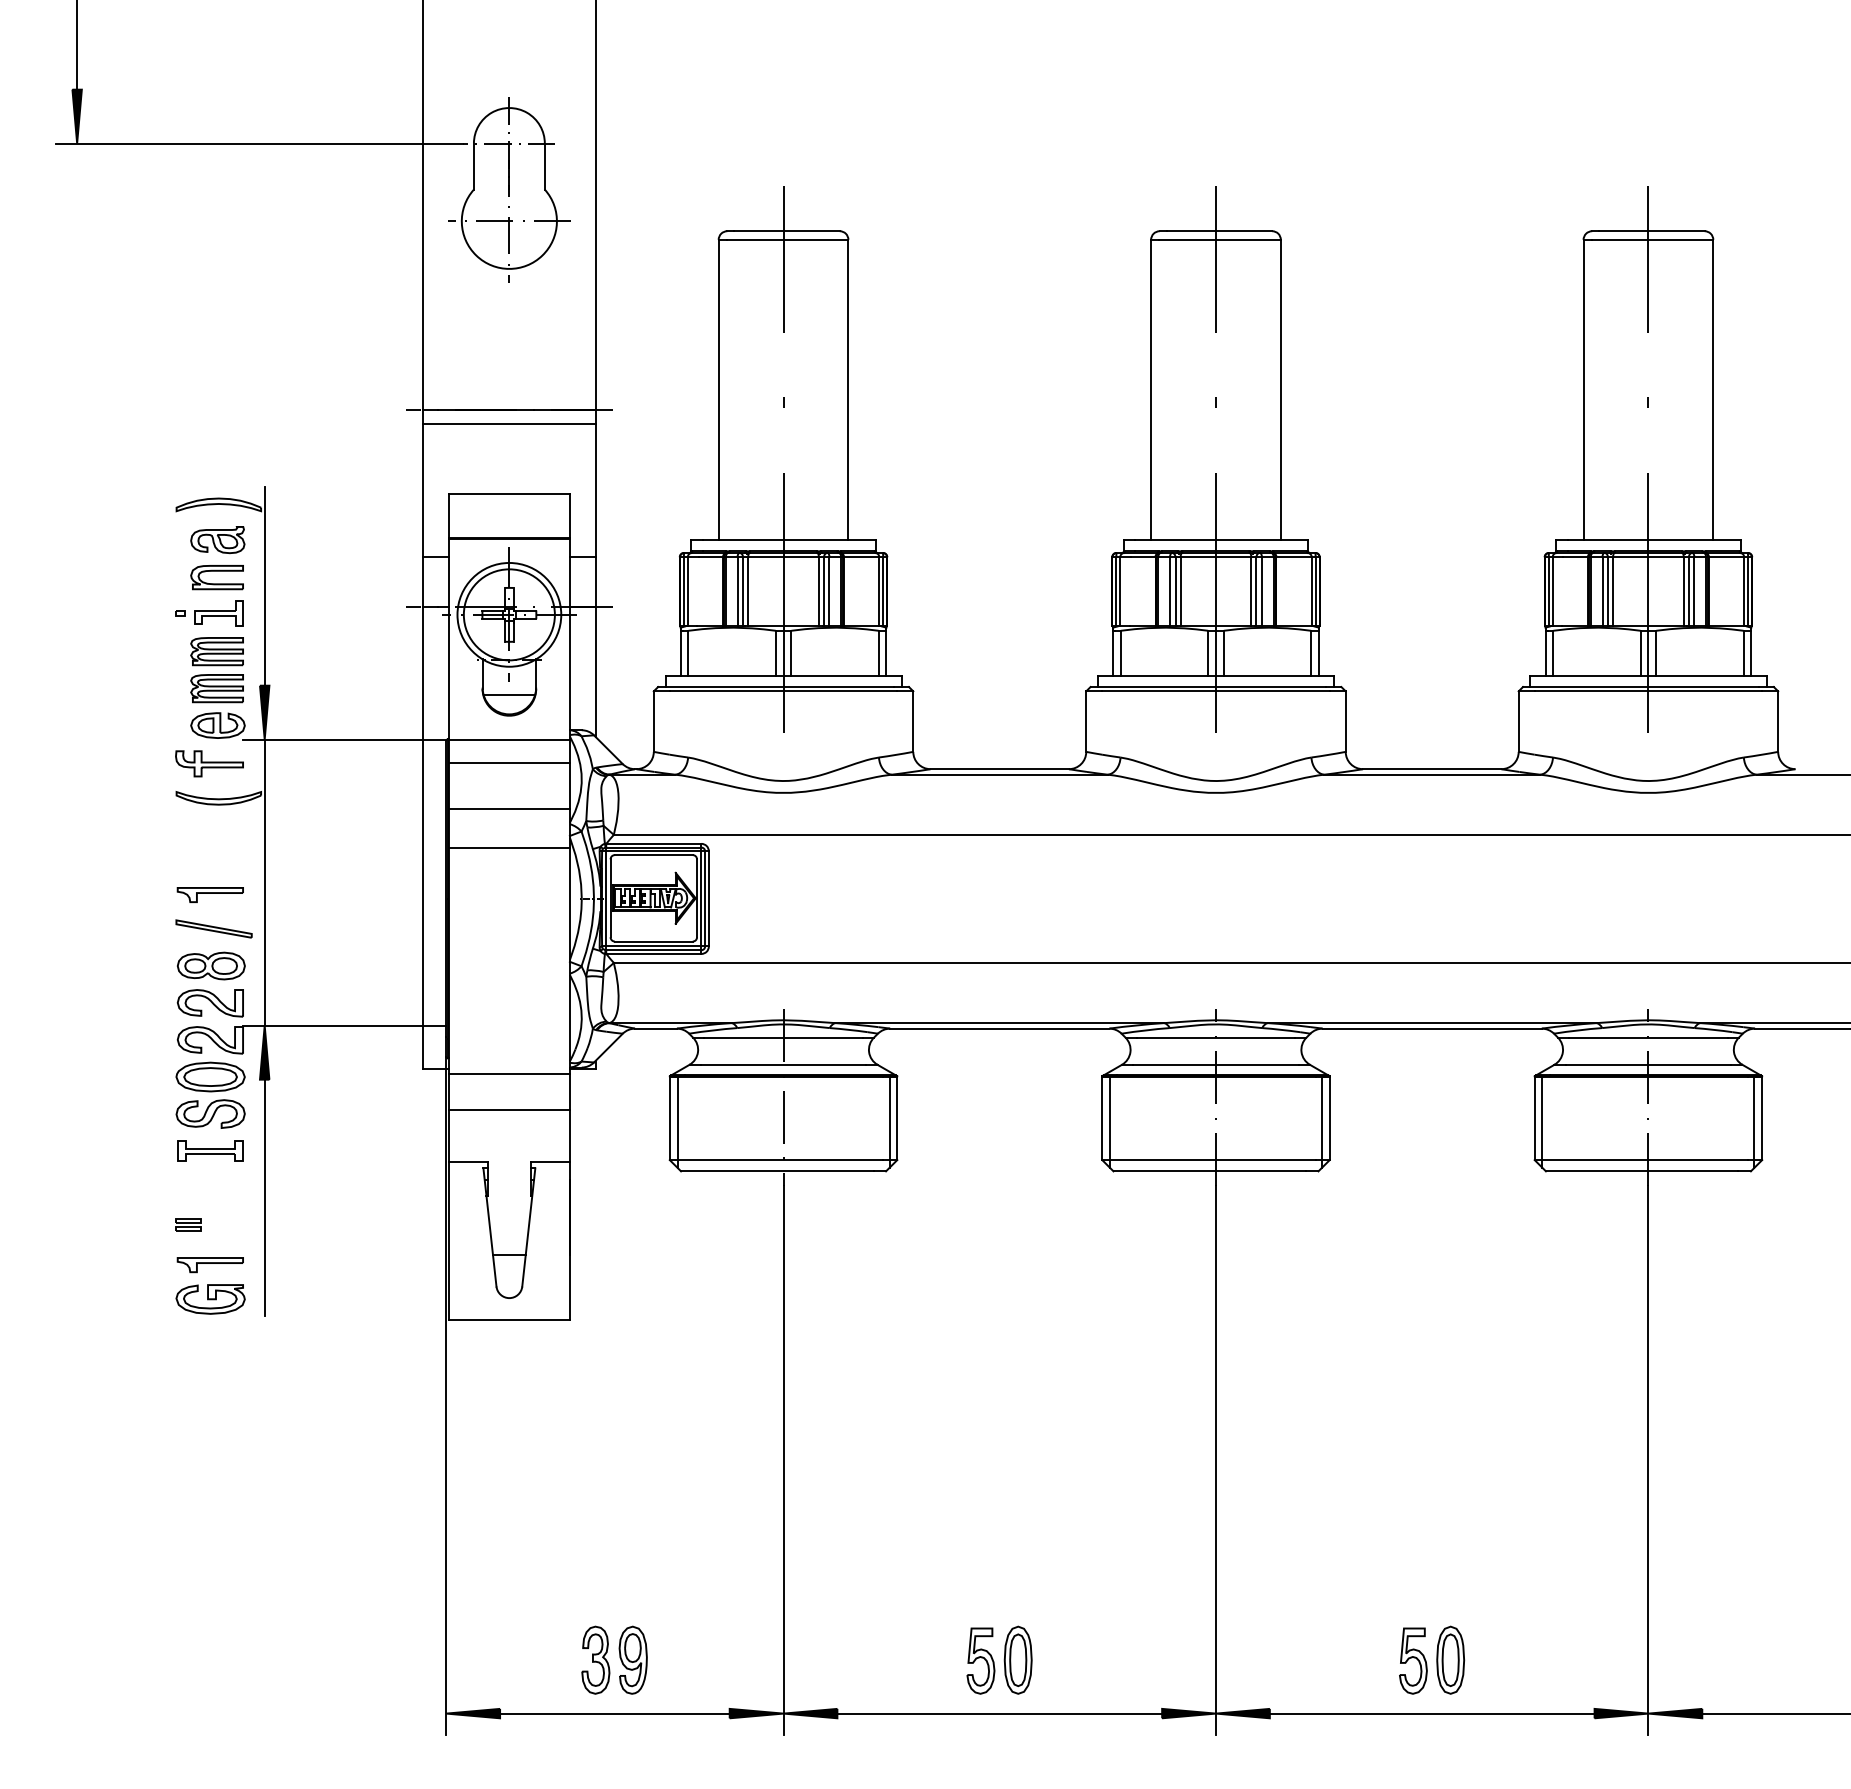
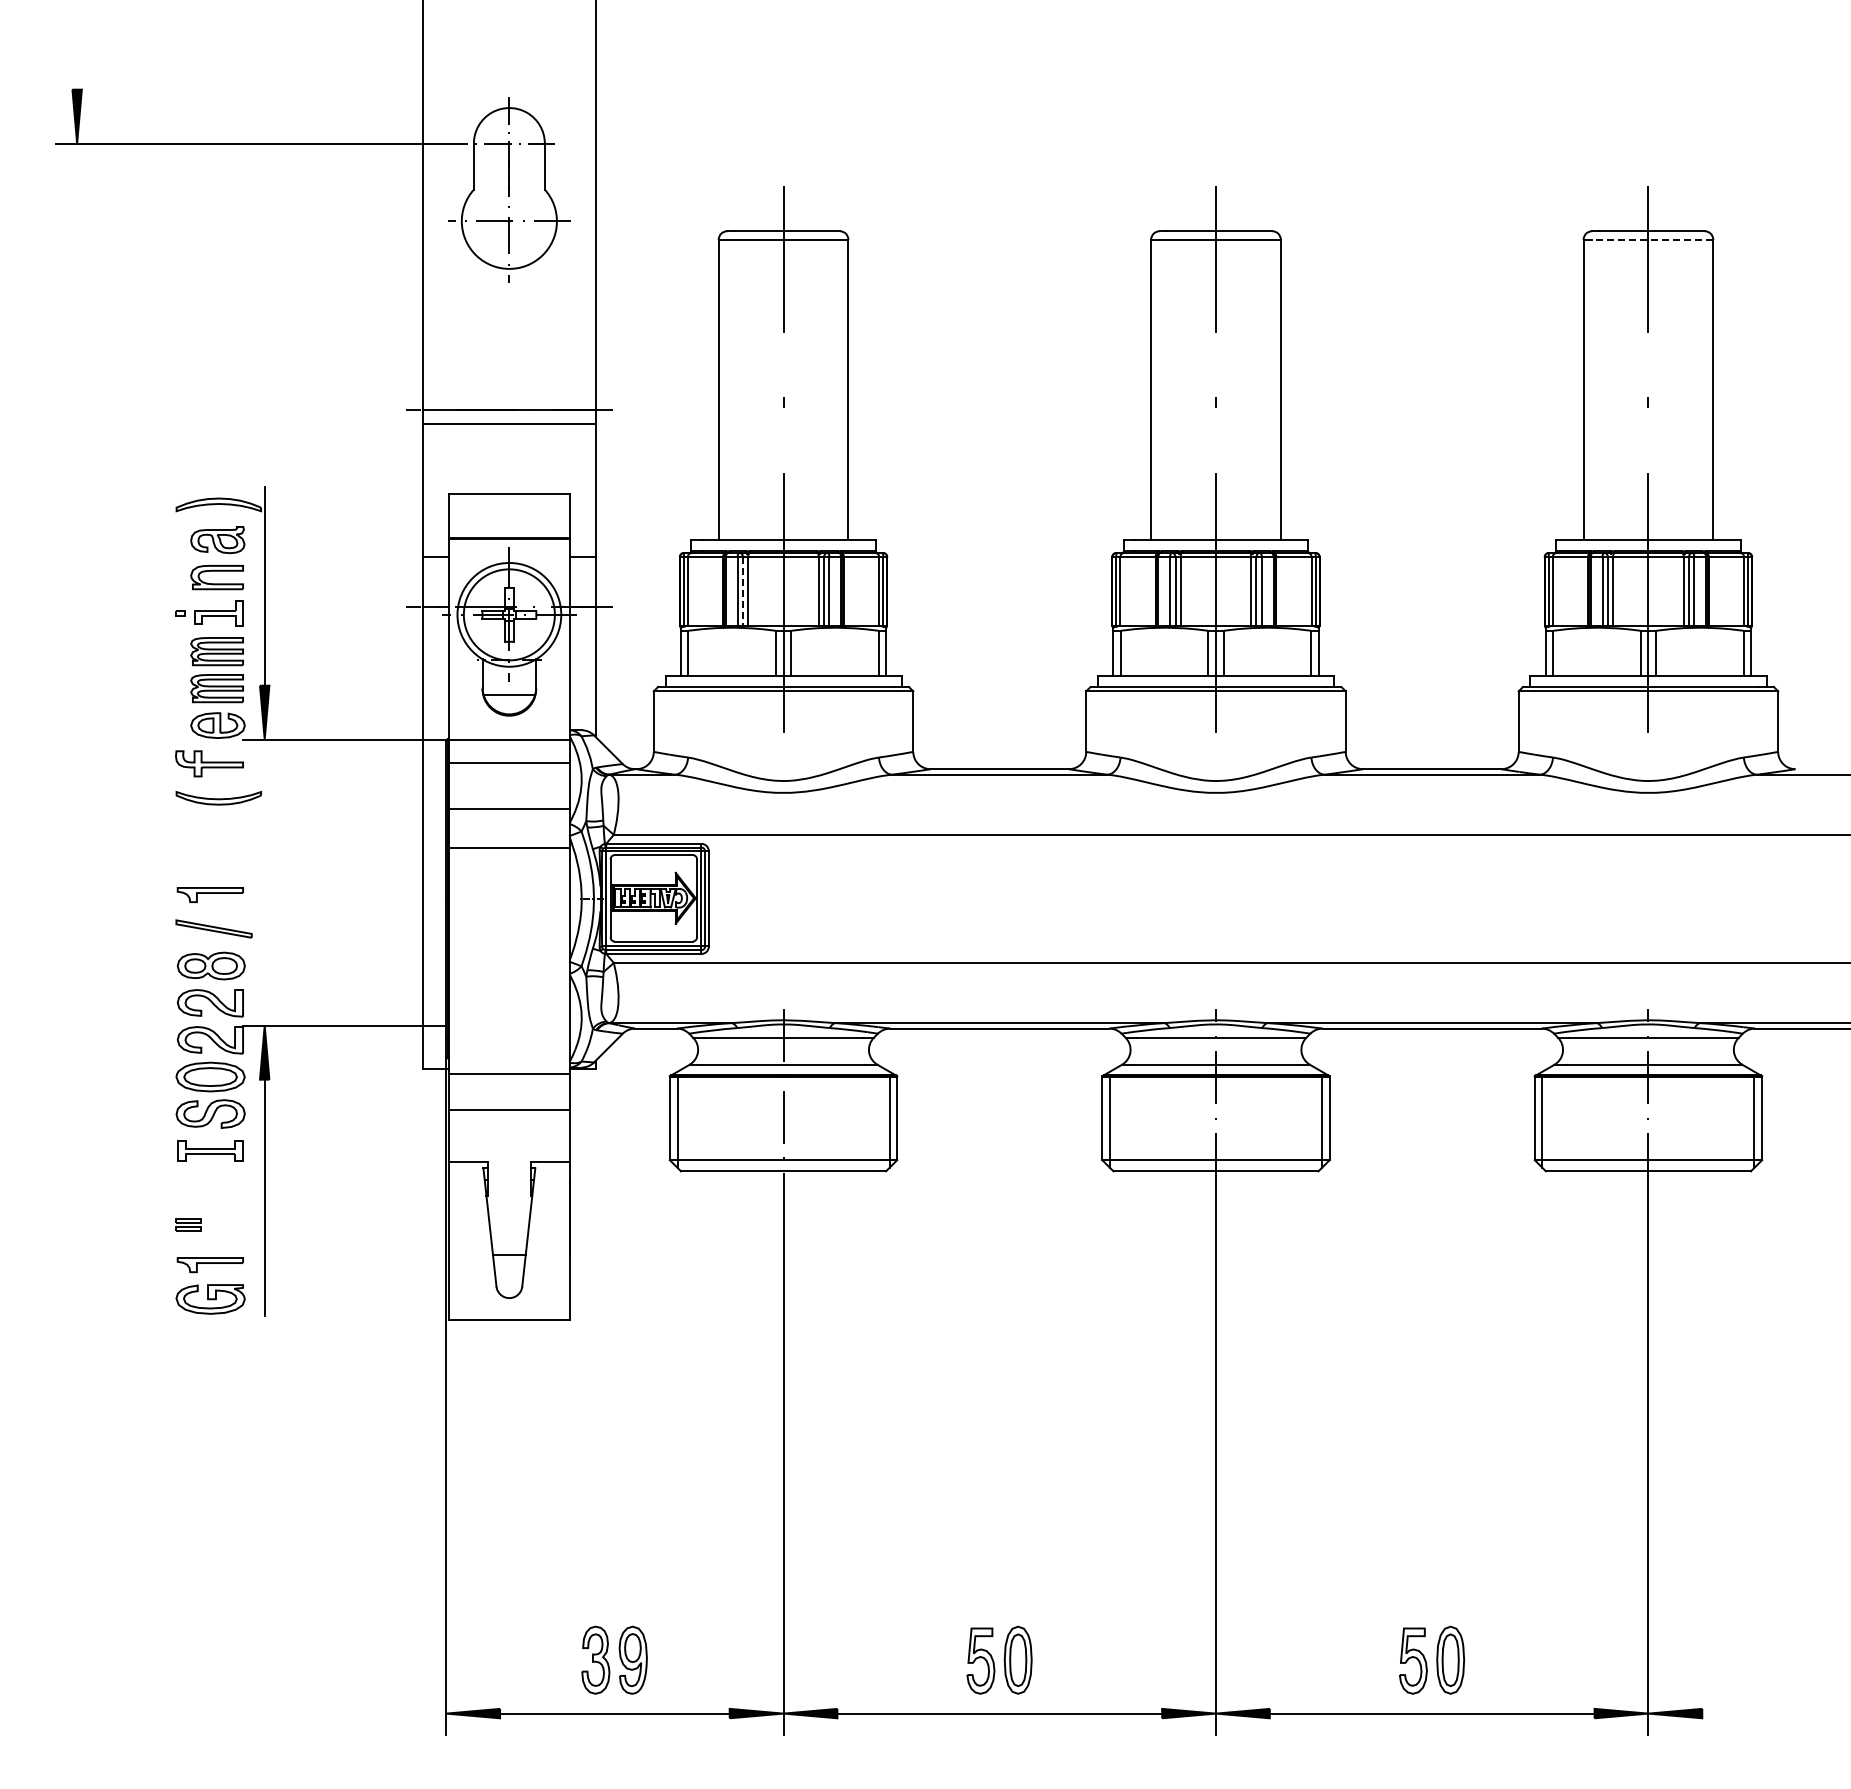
line: present -> none (77, 45)
line: solid -> dashed (1652, 239)
line: solid -> dashed (743, 591)
line: present -> none (264, 882)
line: present -> none (1774, 1713)
